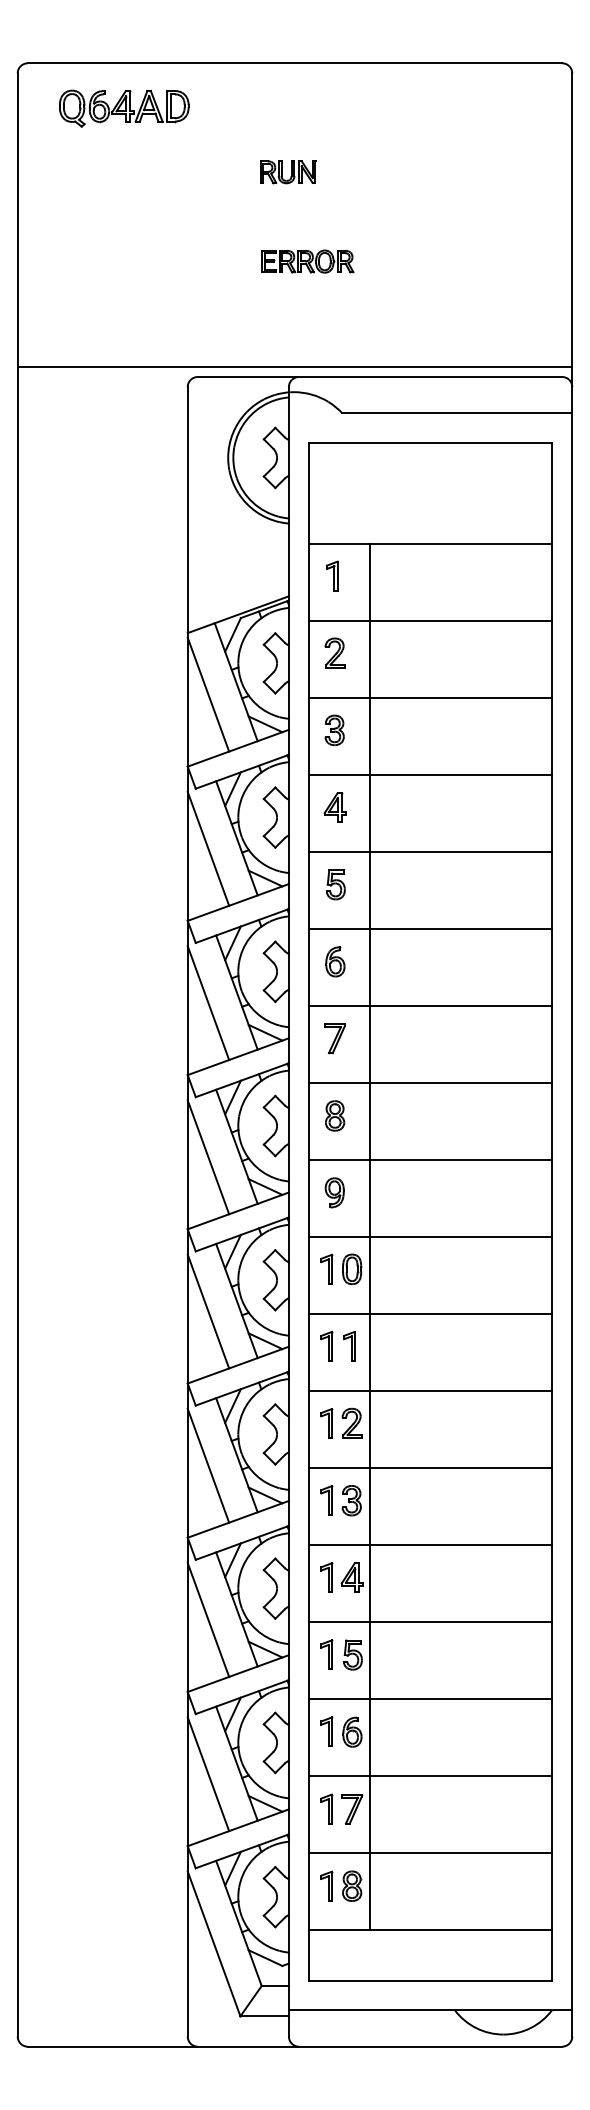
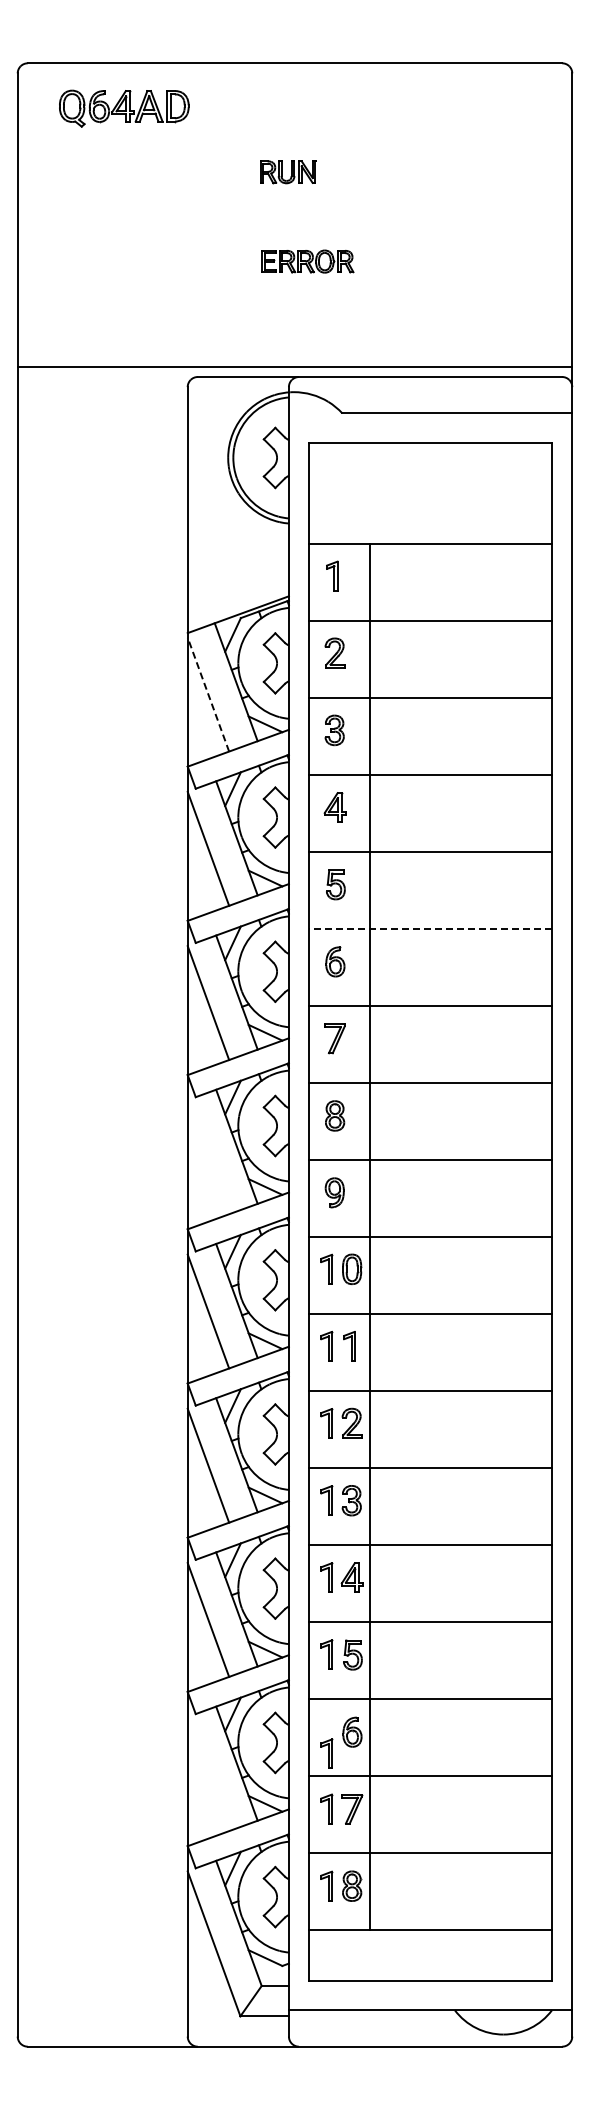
line: solid -> dashed (208, 694)
line: solid -> dashed (430, 929)
line: present -> none (208, 1157)
part position: (326, 1731) -> (326, 1753) (326, 1753)
line: present -> none (208, 1774)
